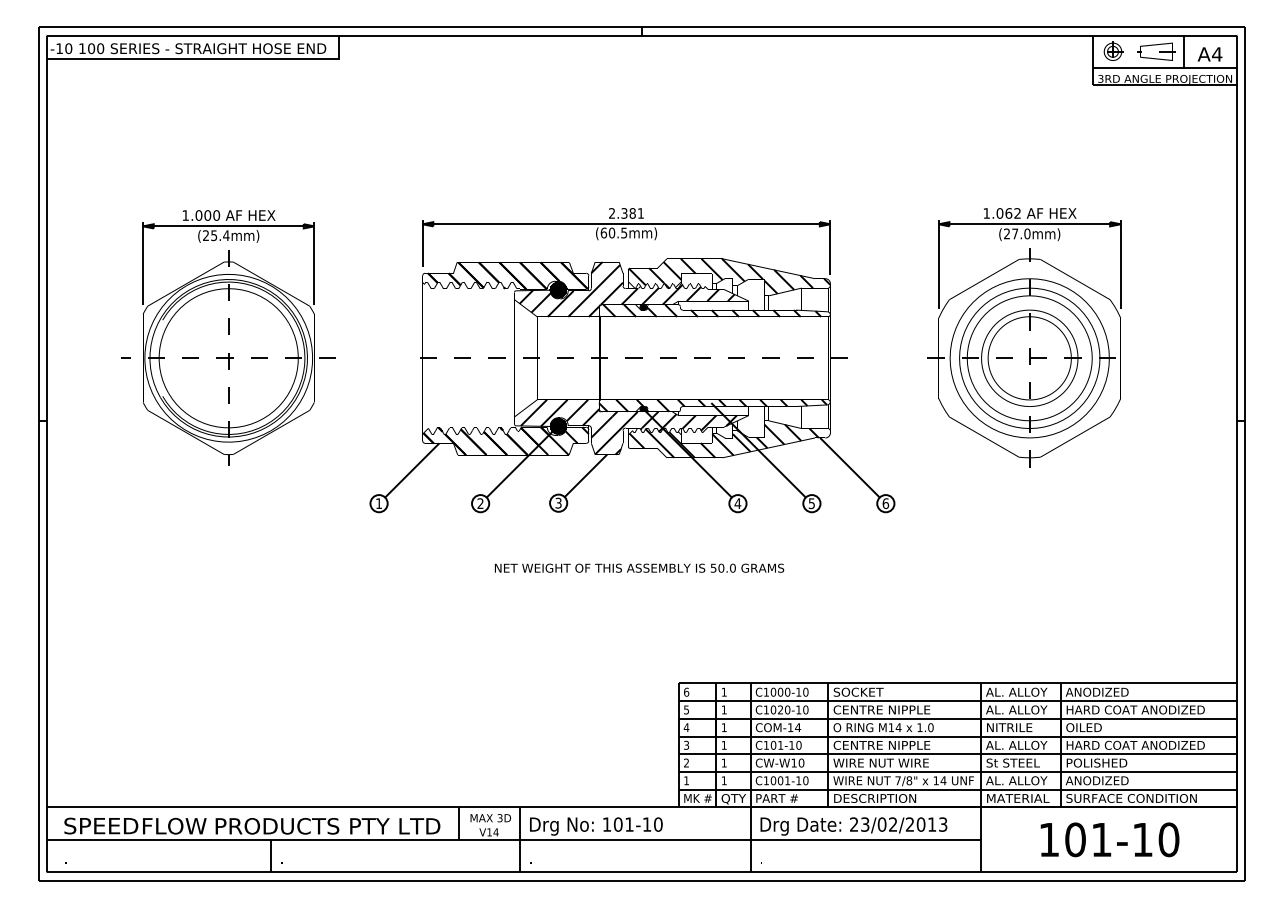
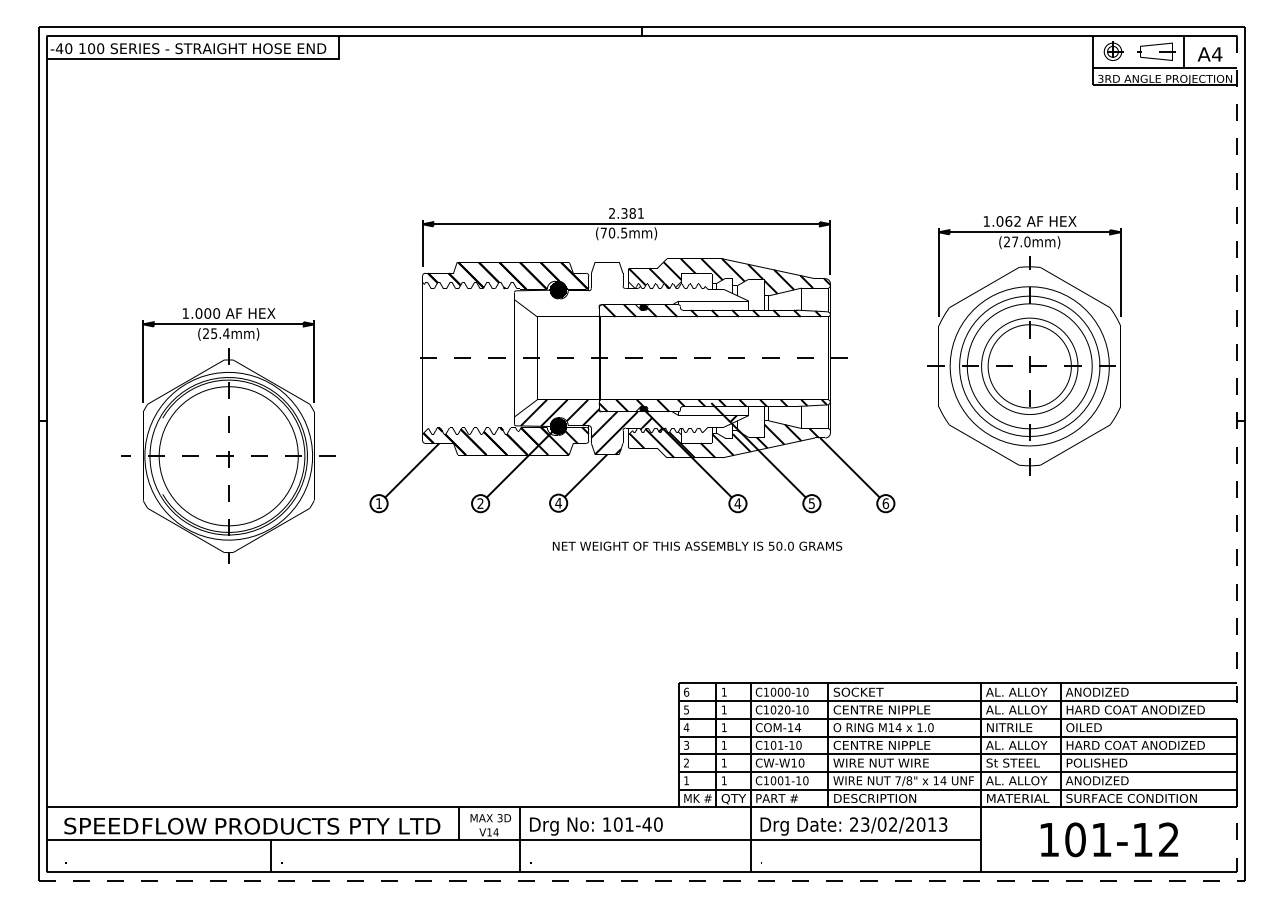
text: -10 -> -40 (59, 48)
text: (60.5mm) -> (70.5mm) (603, 232)
hatch: present -> none (633, 289)
part position: (228, 337) -> (228, 435) (228, 435)
part position: (1024, 337) -> (1024, 345) (1024, 345)
hatch: present -> none (691, 420)
line: solid -> dashed (1237, 454)
text: 3 -> 4 (558, 502)
text position: (639, 567) -> (697, 545) (697, 545)
text: 101-10 -> 101-40 (646, 824)
text: 101-10 -> 101-12 (1168, 839)
line: solid -> dashed (642, 880)
